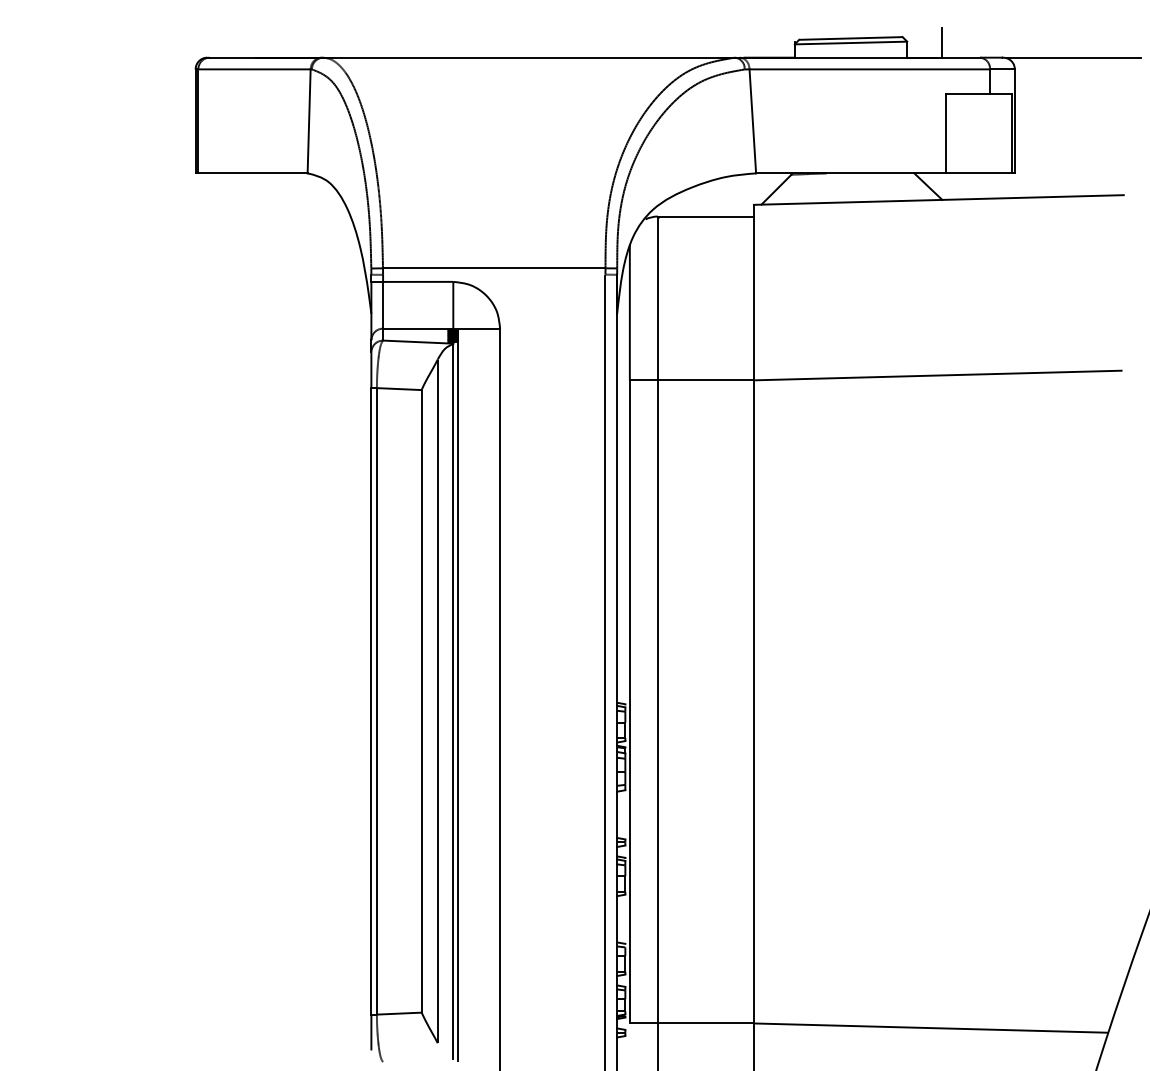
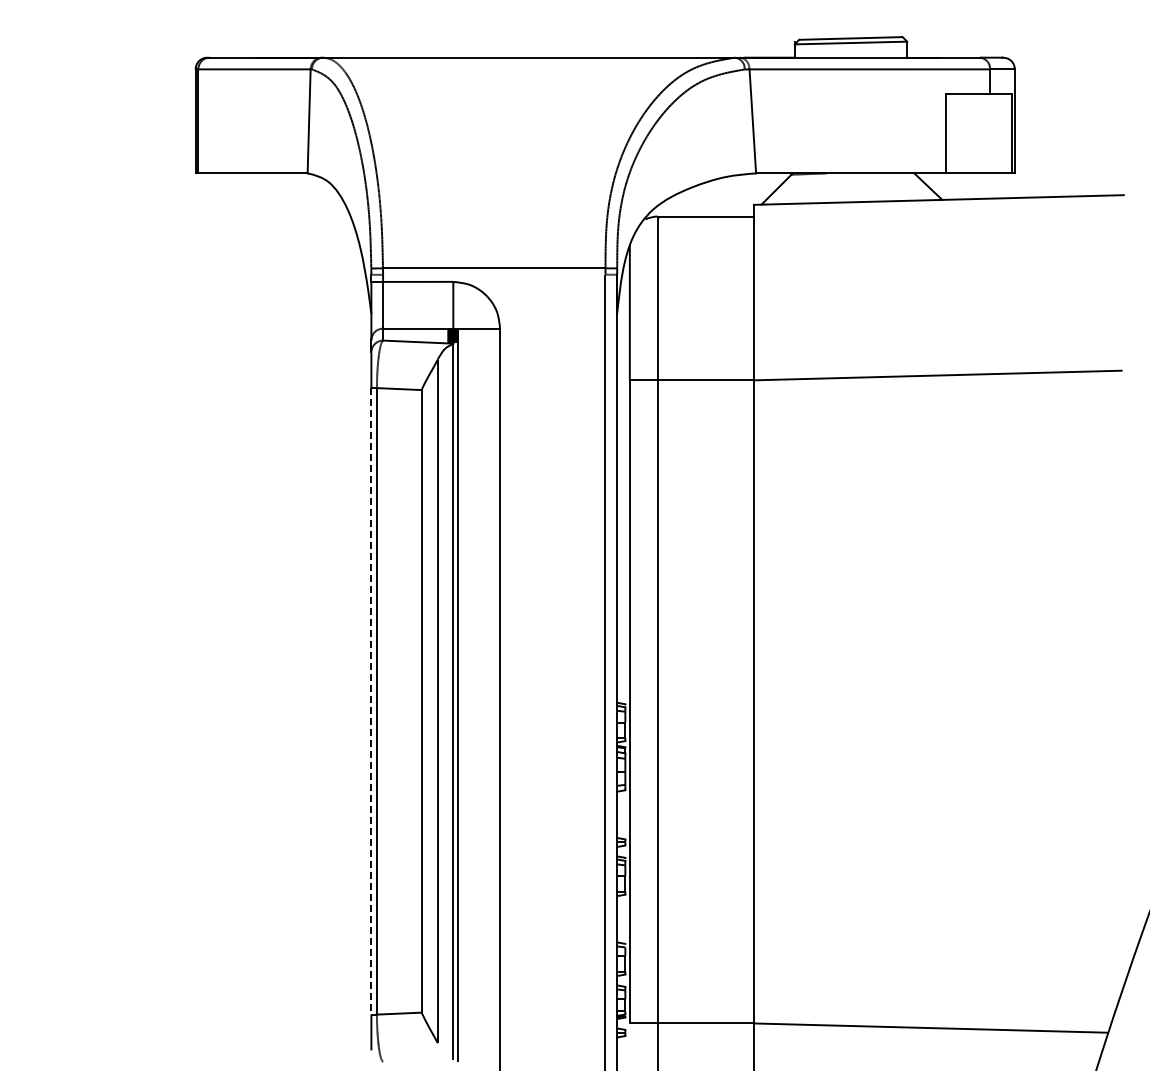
line: present -> none (942, 42)
line: present -> none (1074, 57)
line: solid -> dashed (371, 701)
